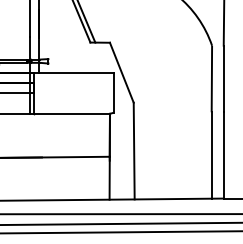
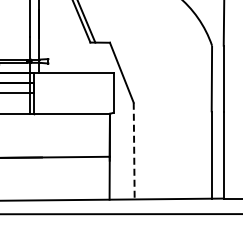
line: solid -> dashed (134, 151)
line: present -> none (120, 223)
line: present -> none (120, 232)
